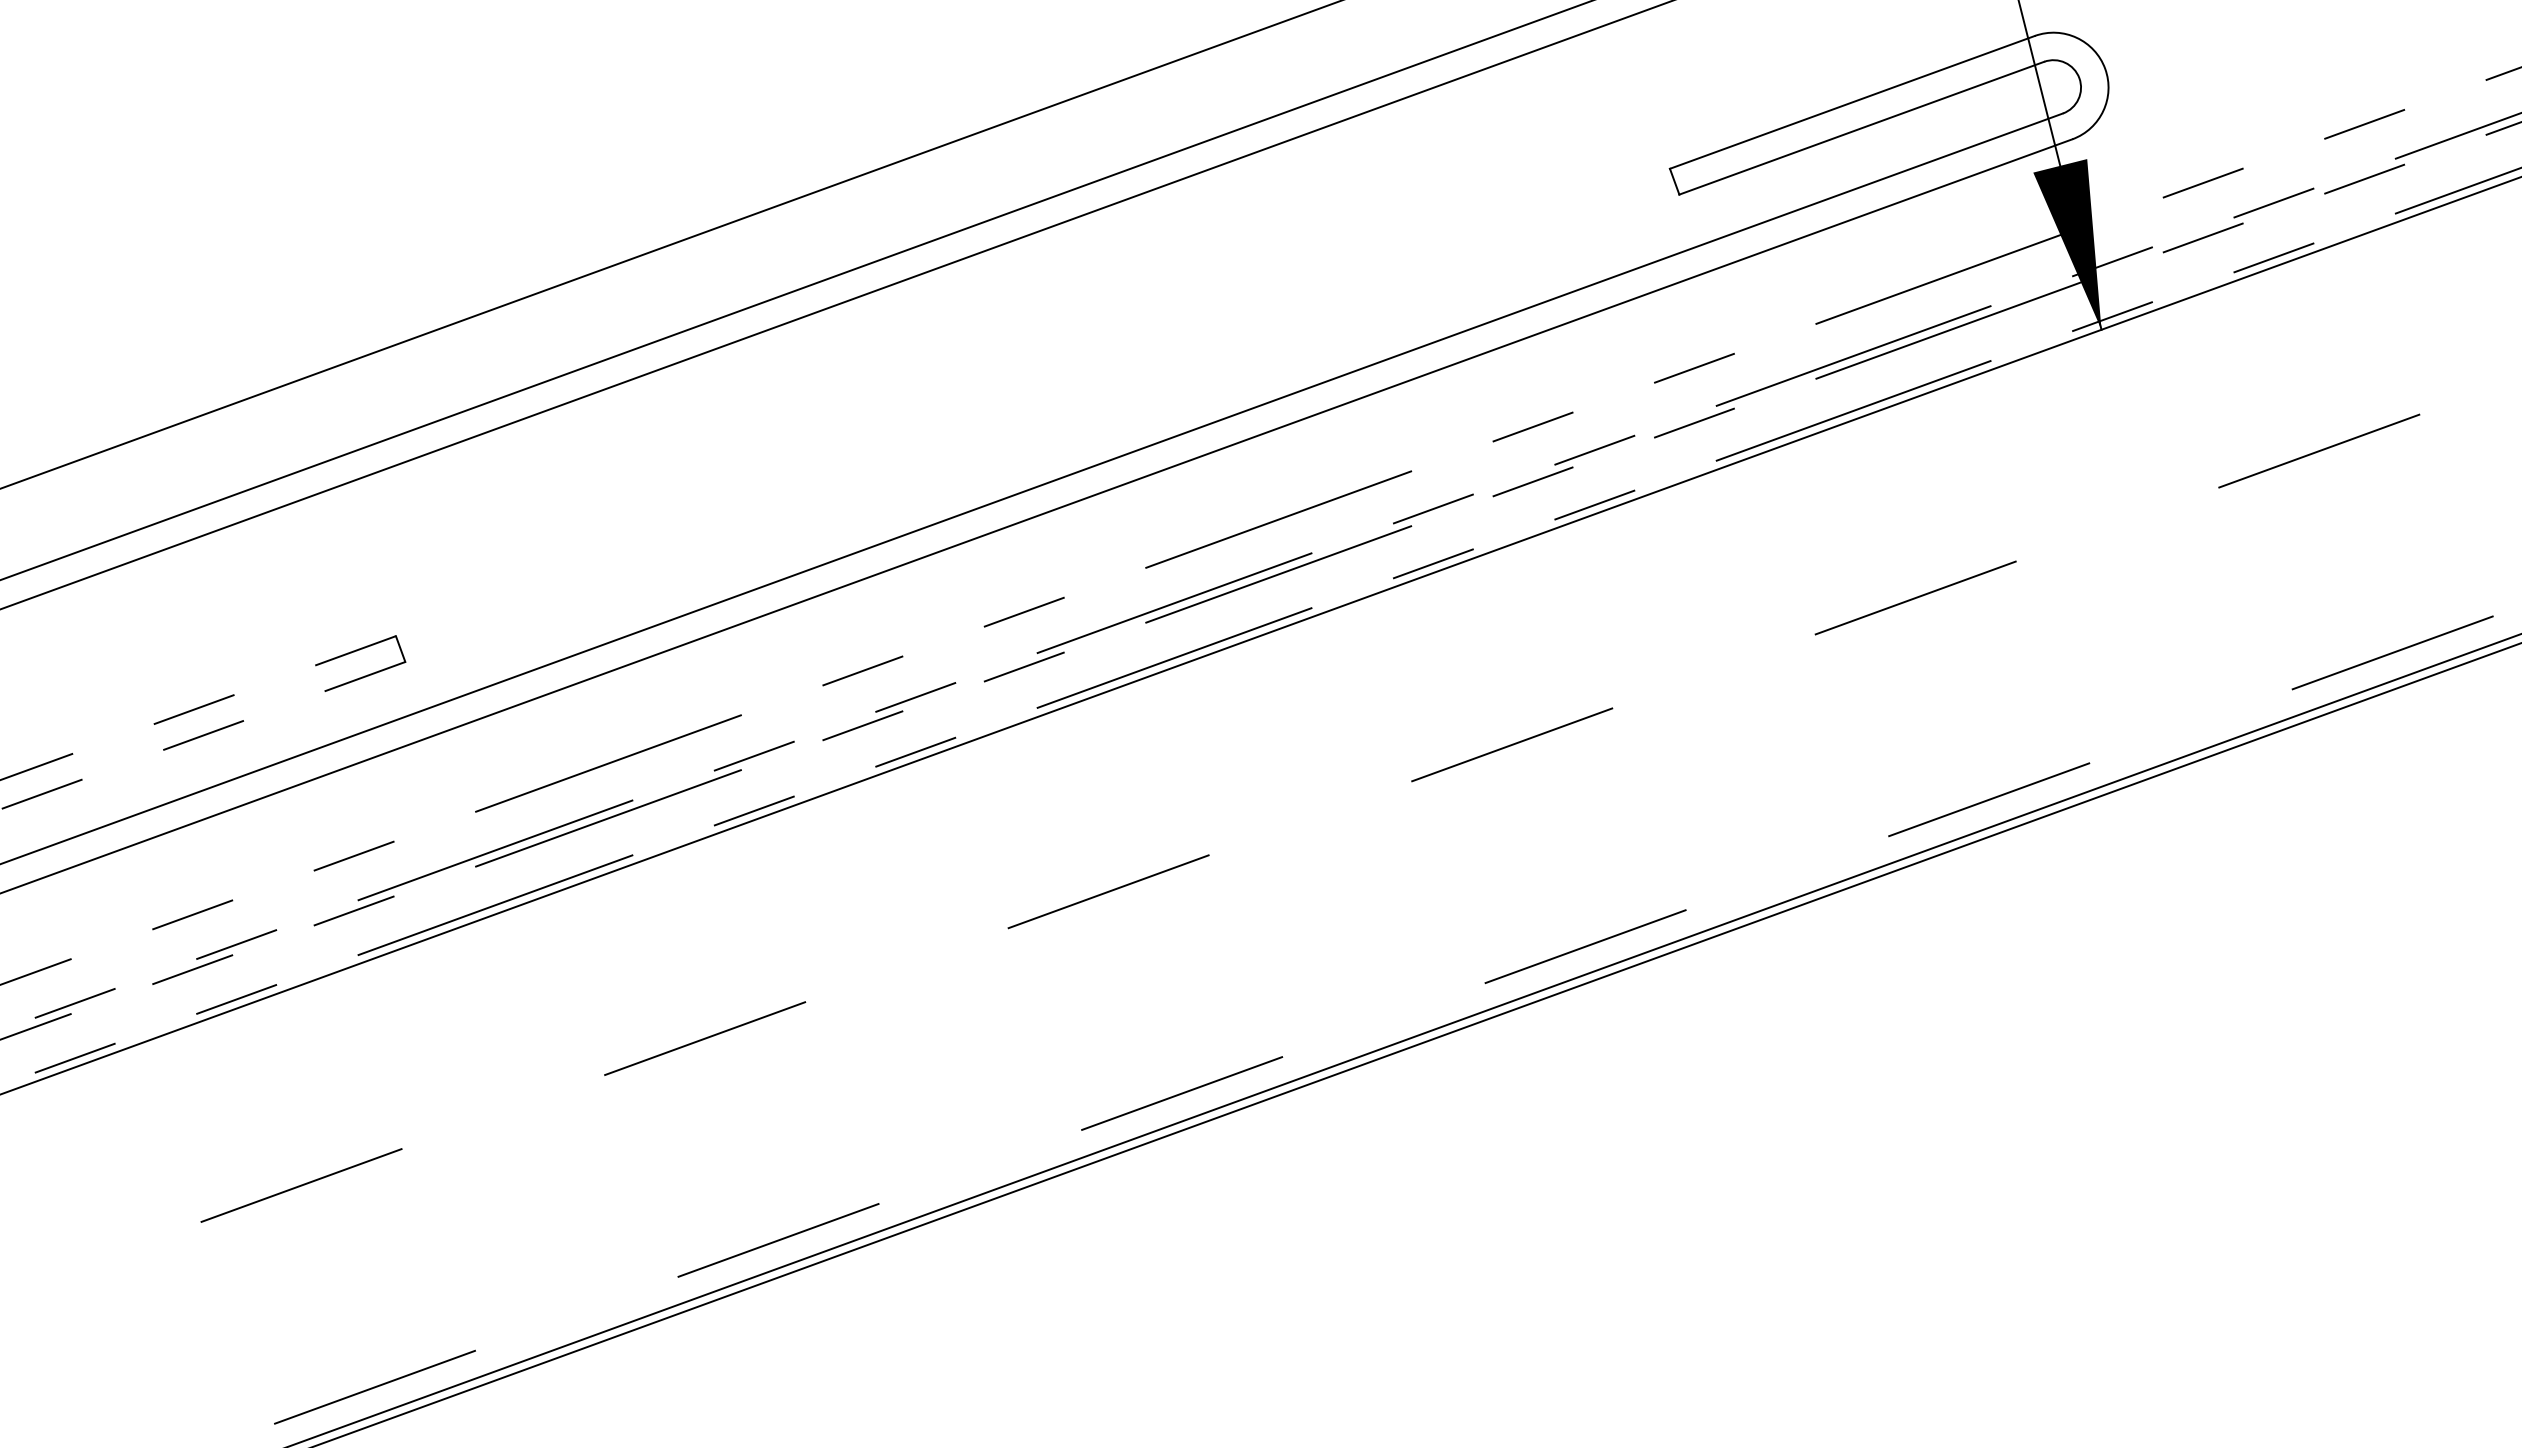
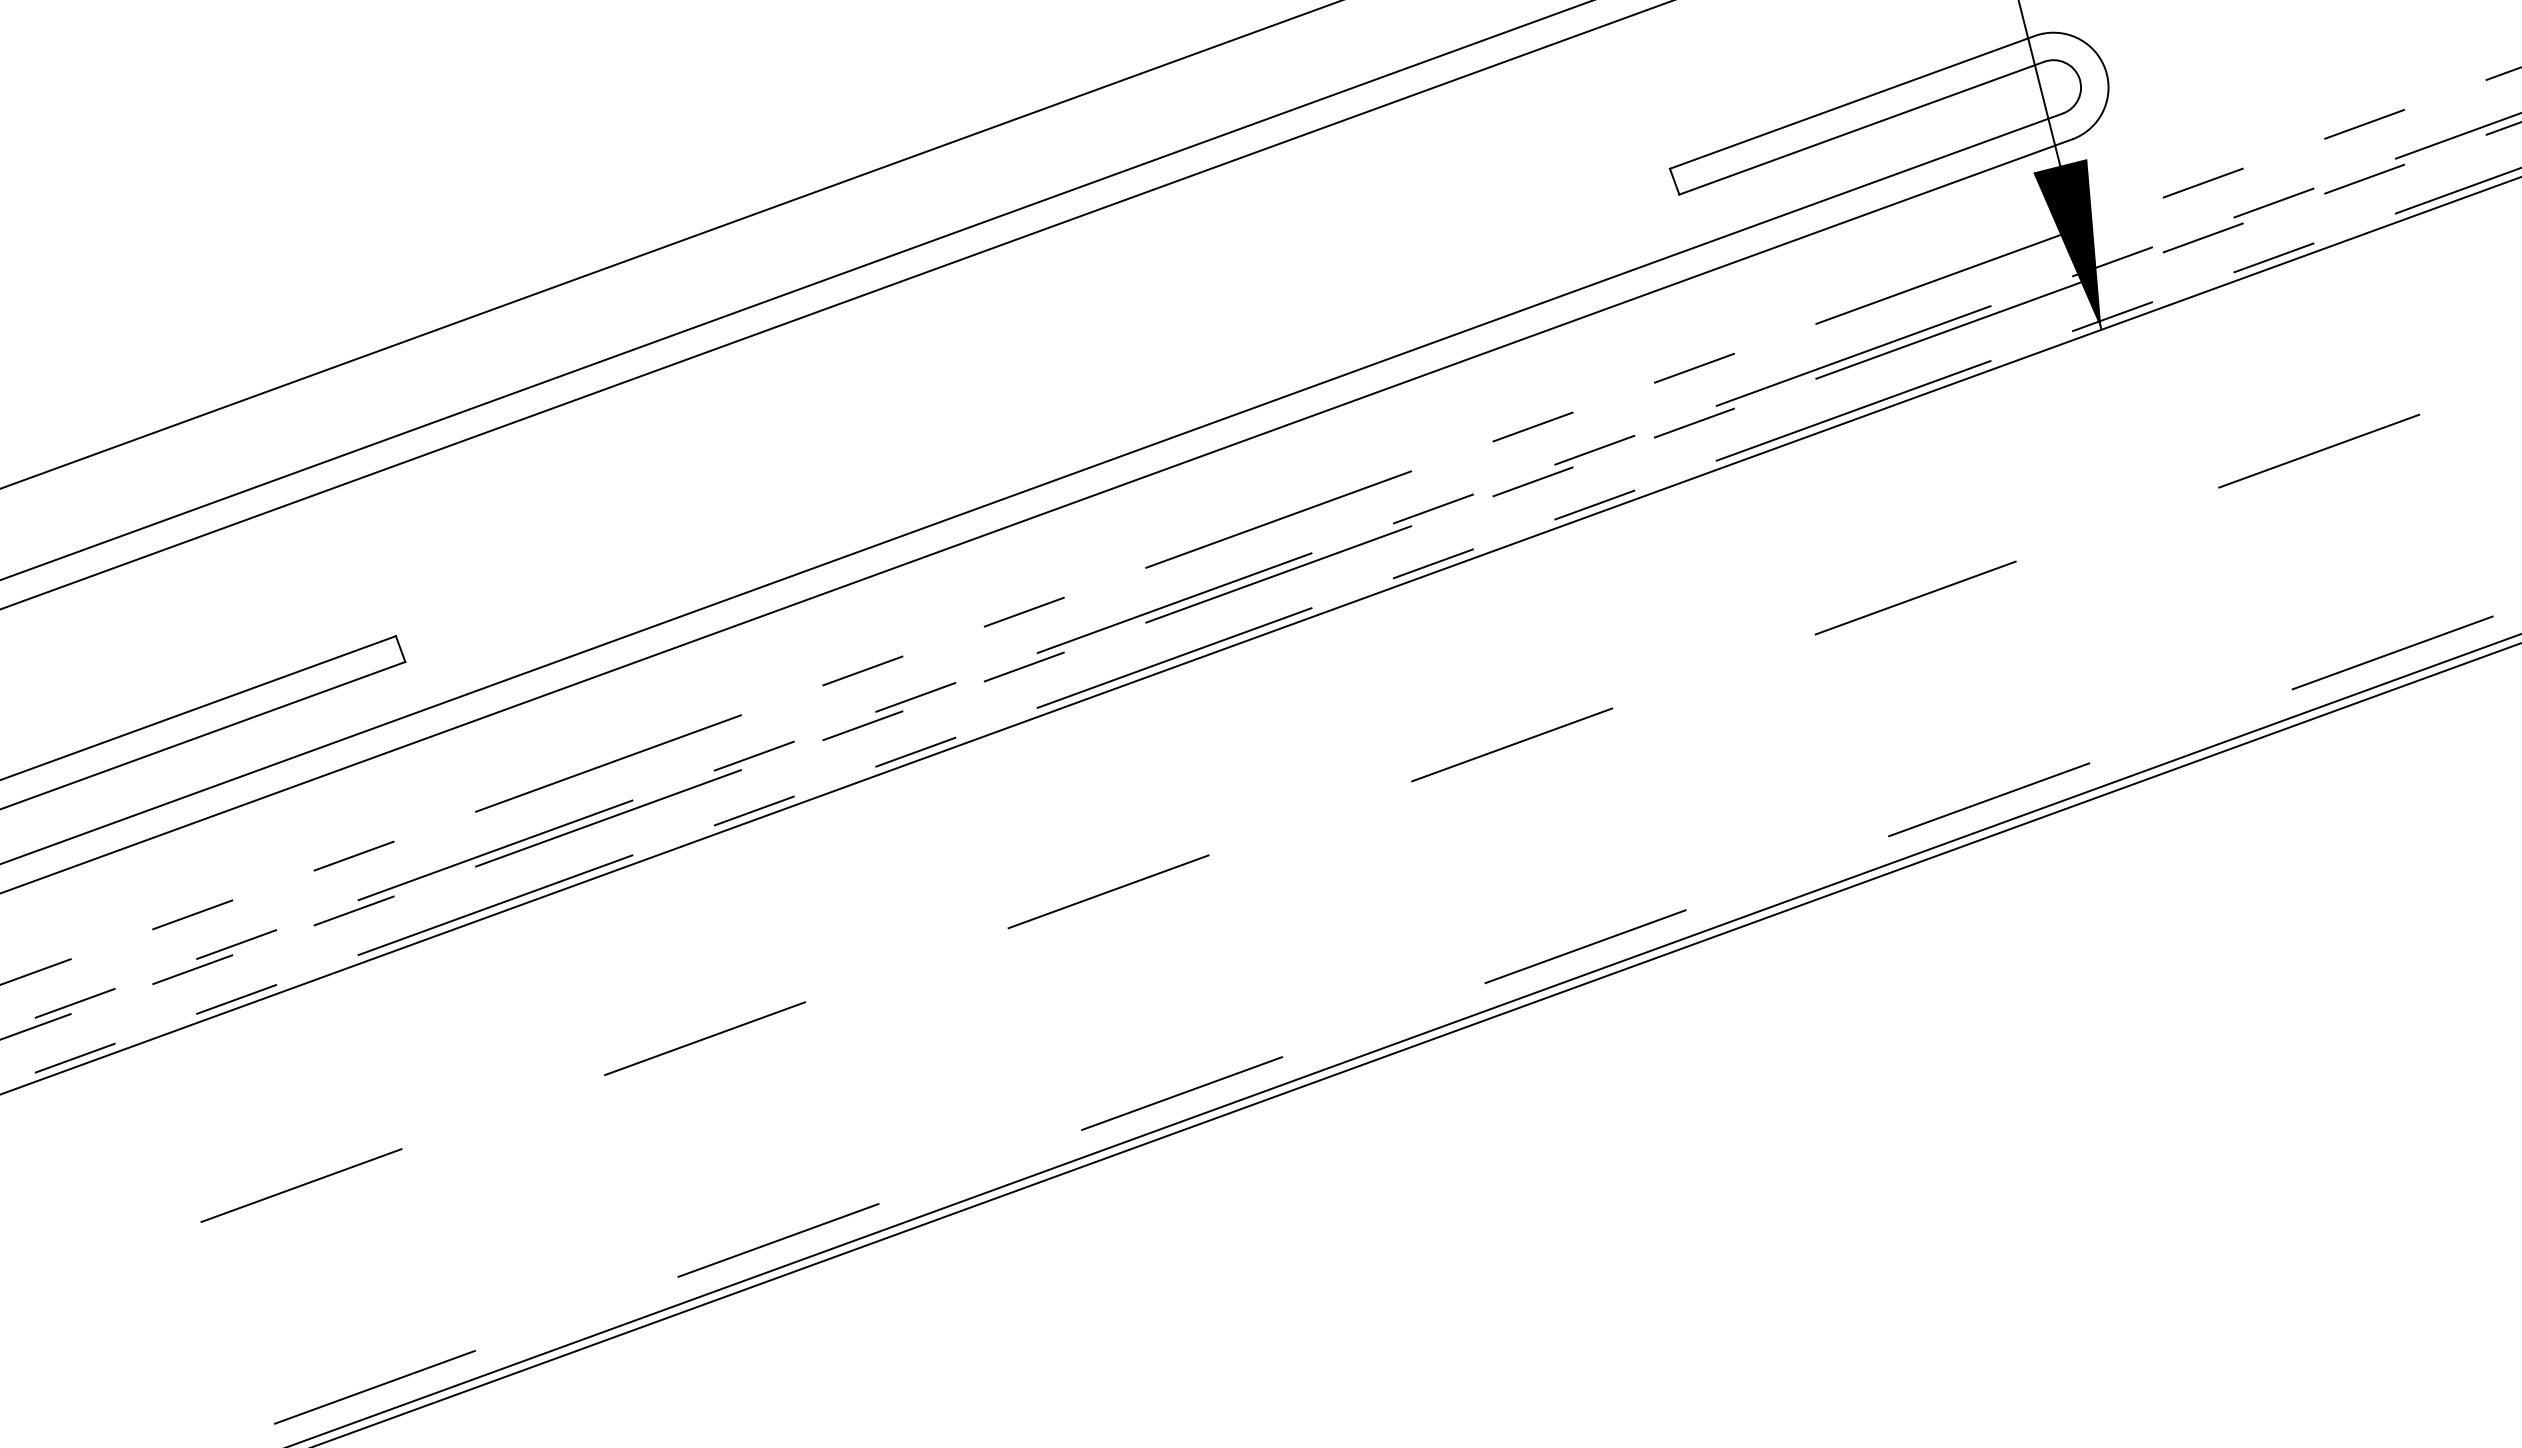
line: dashed -> solid (197, 708)
line: dashed -> solid (202, 735)
